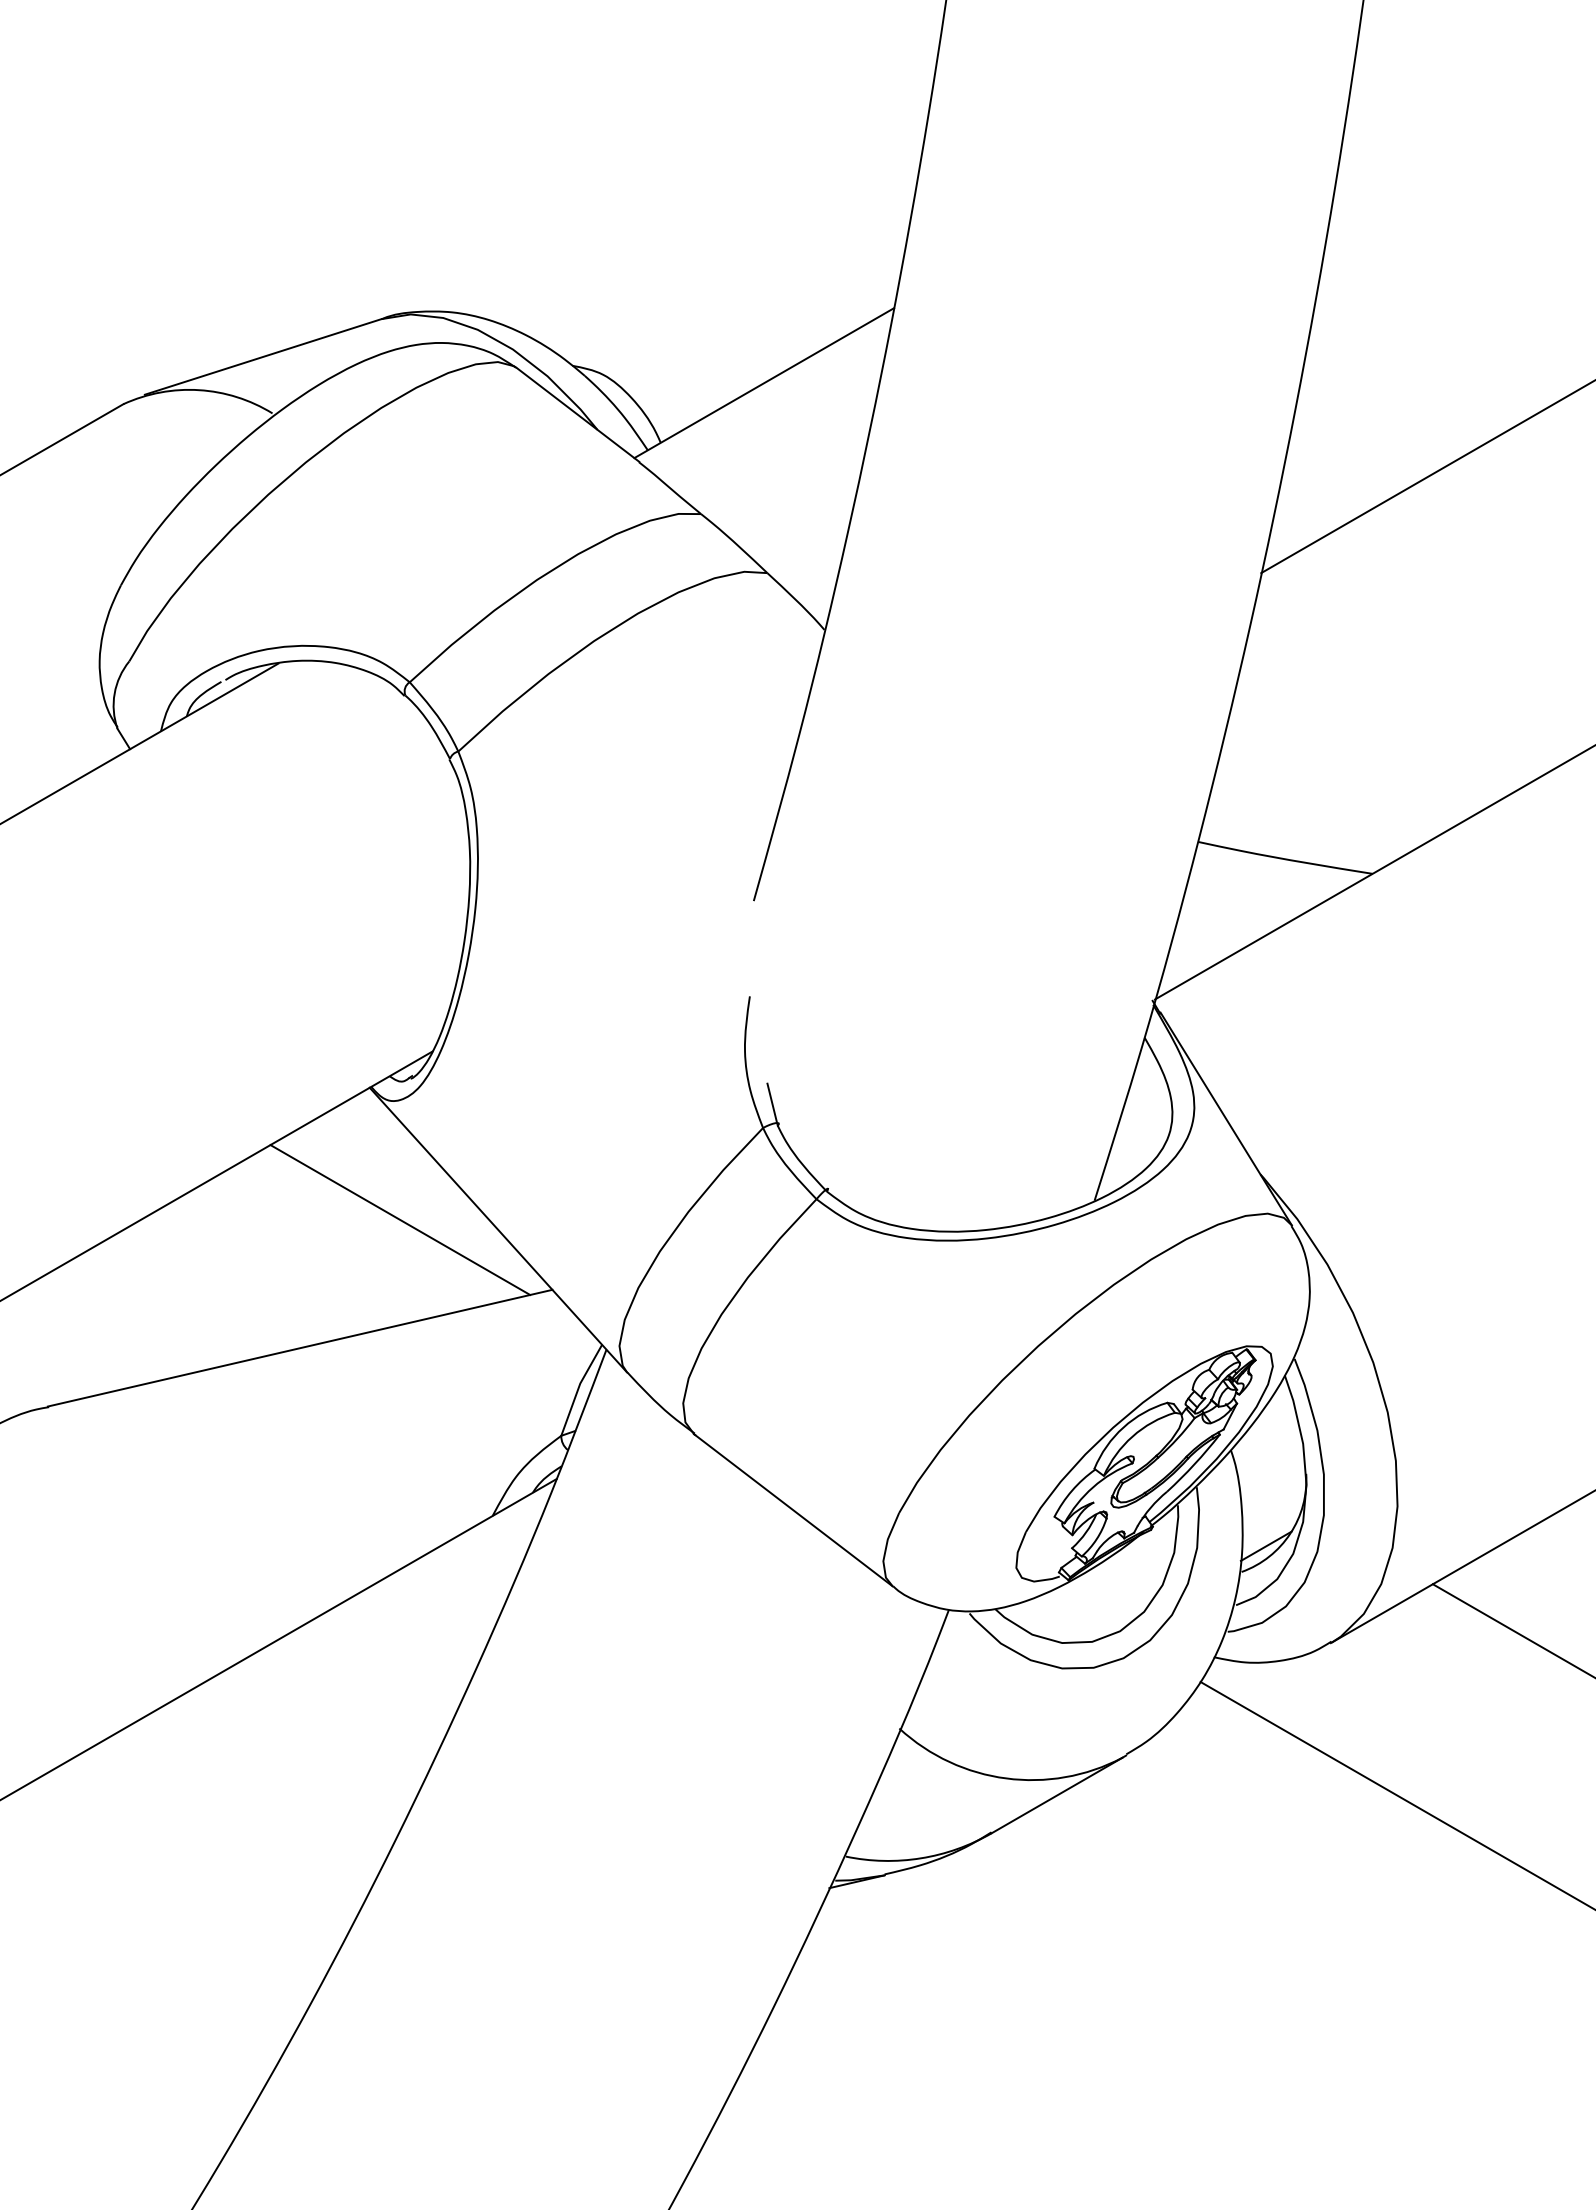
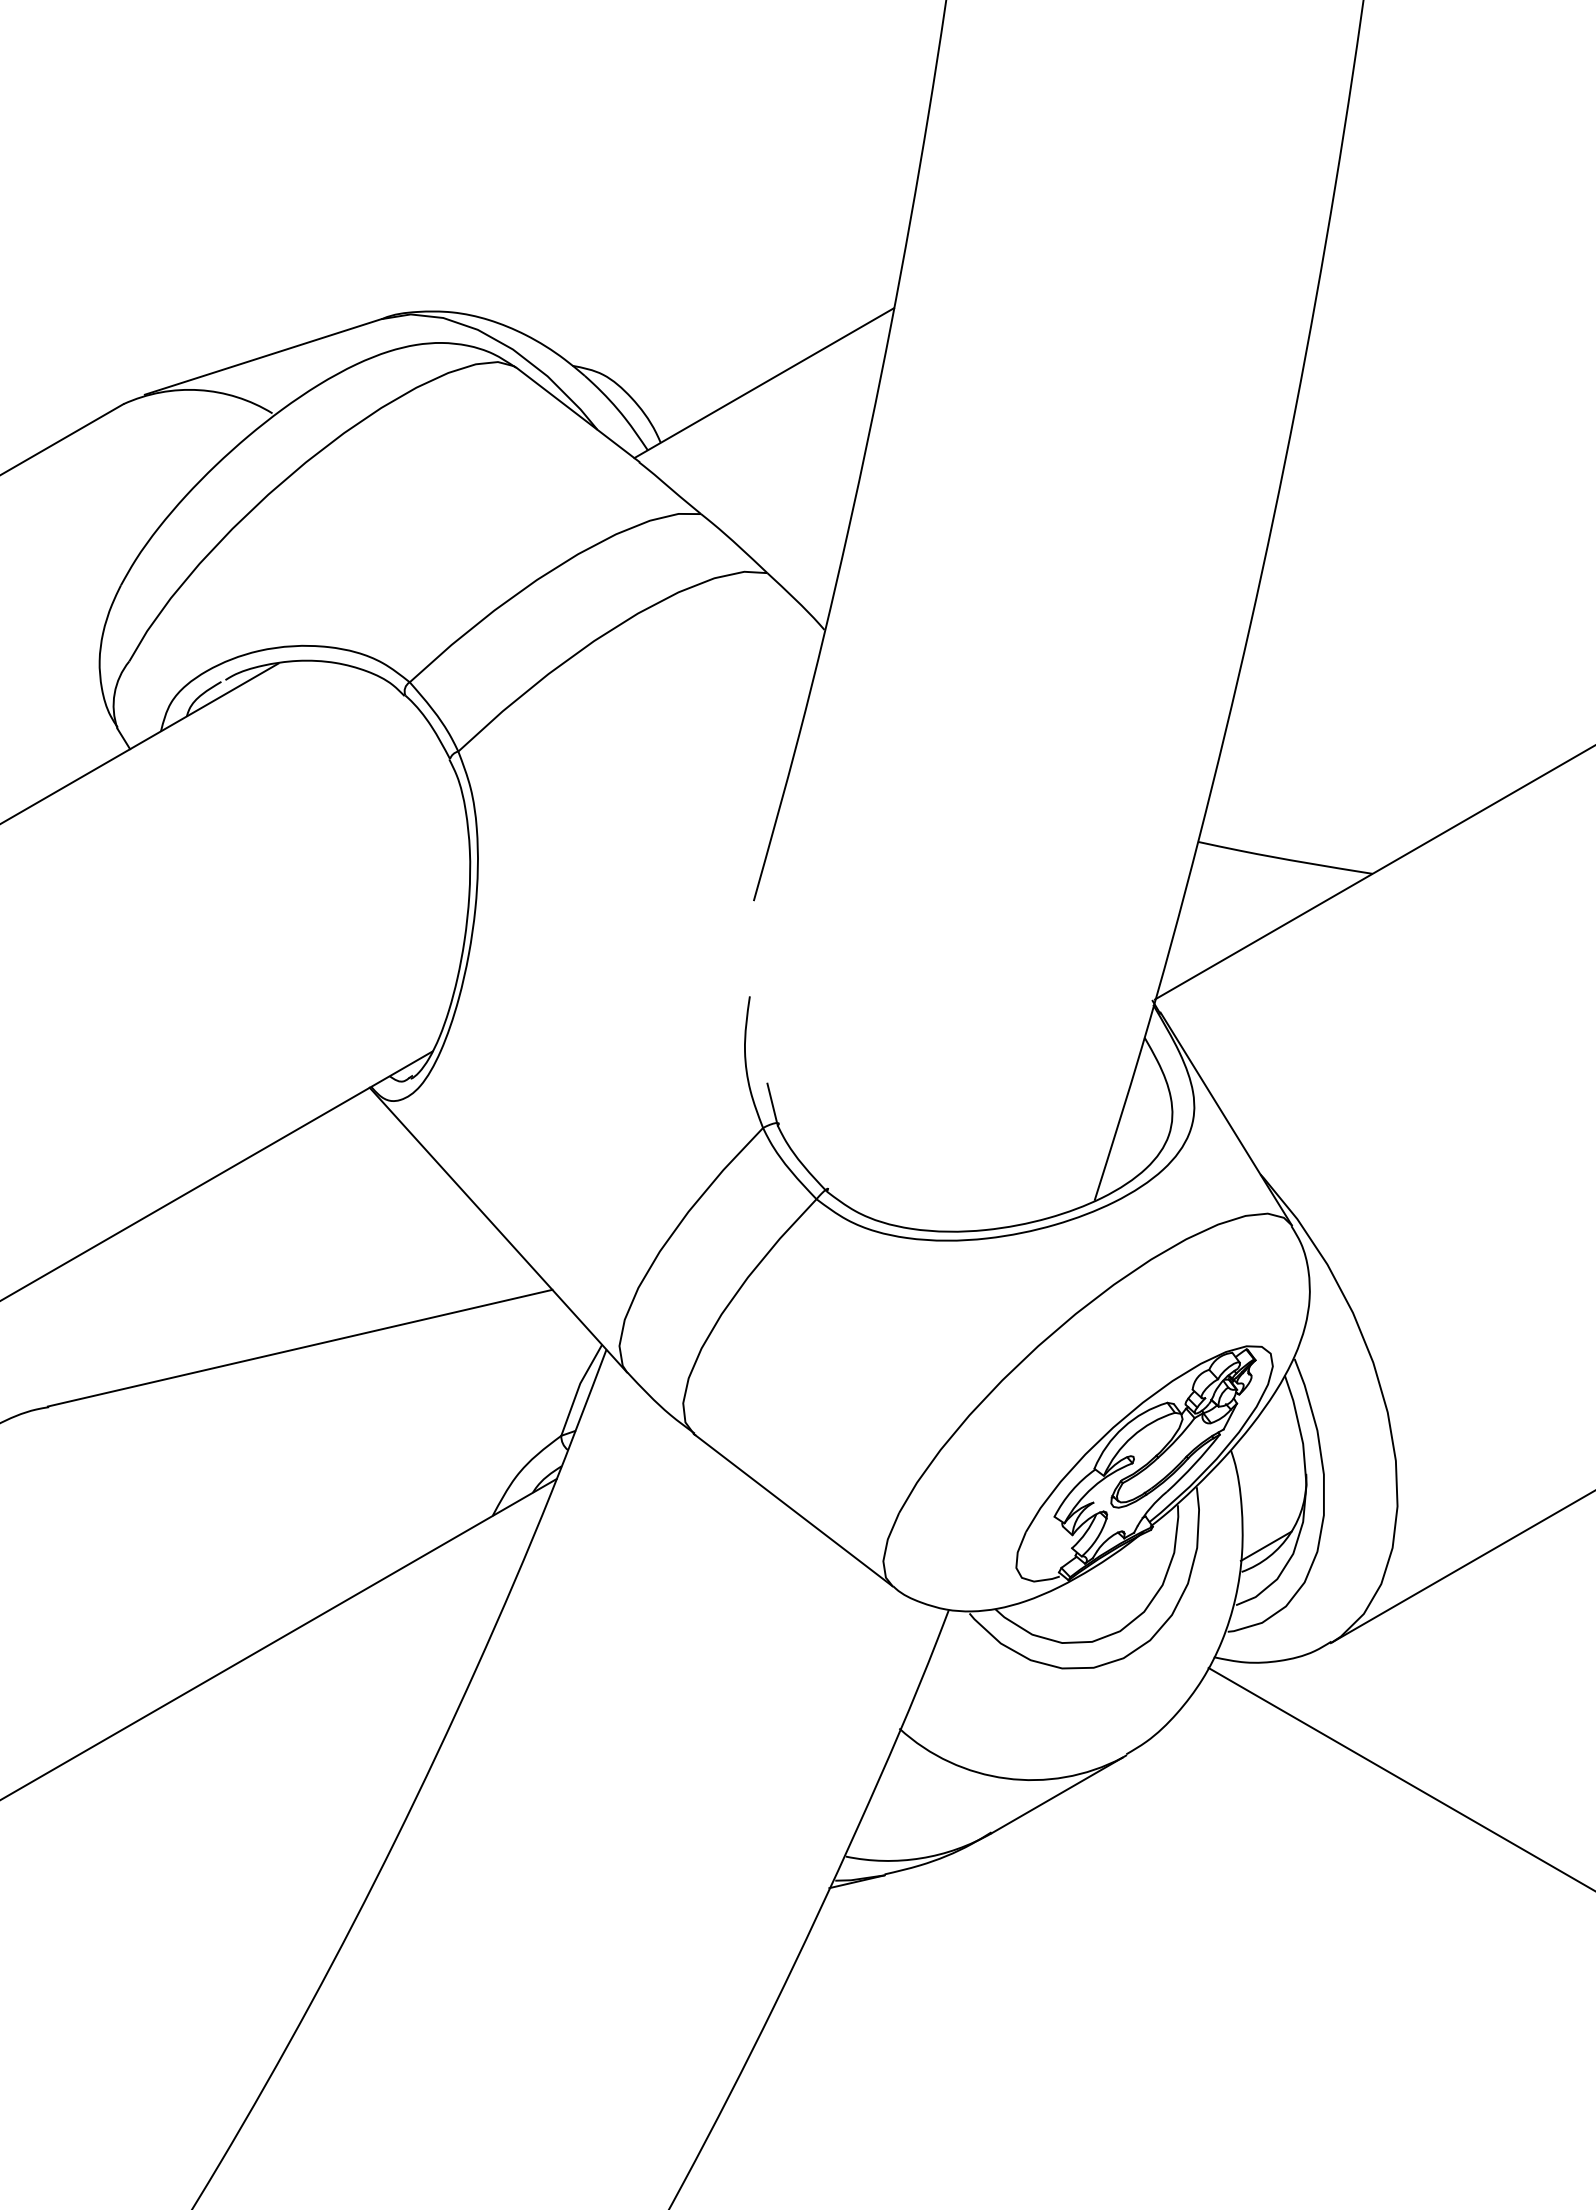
line: present -> none (1426, 477)
line: present -> none (400, 1219)
line: present -> none (1512, 1630)
line position: (1396, 1794) -> (1400, 1778) (1400, 1778)
